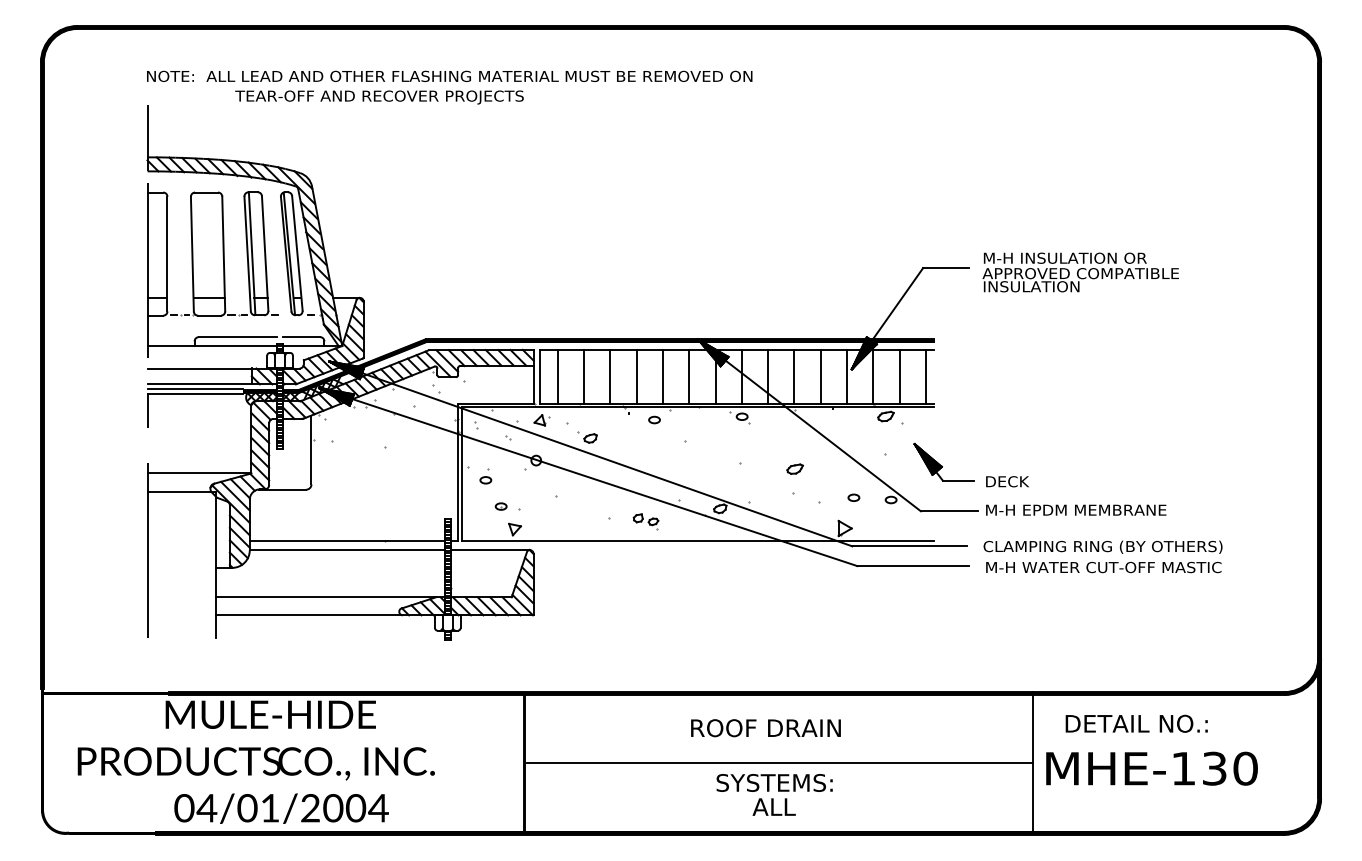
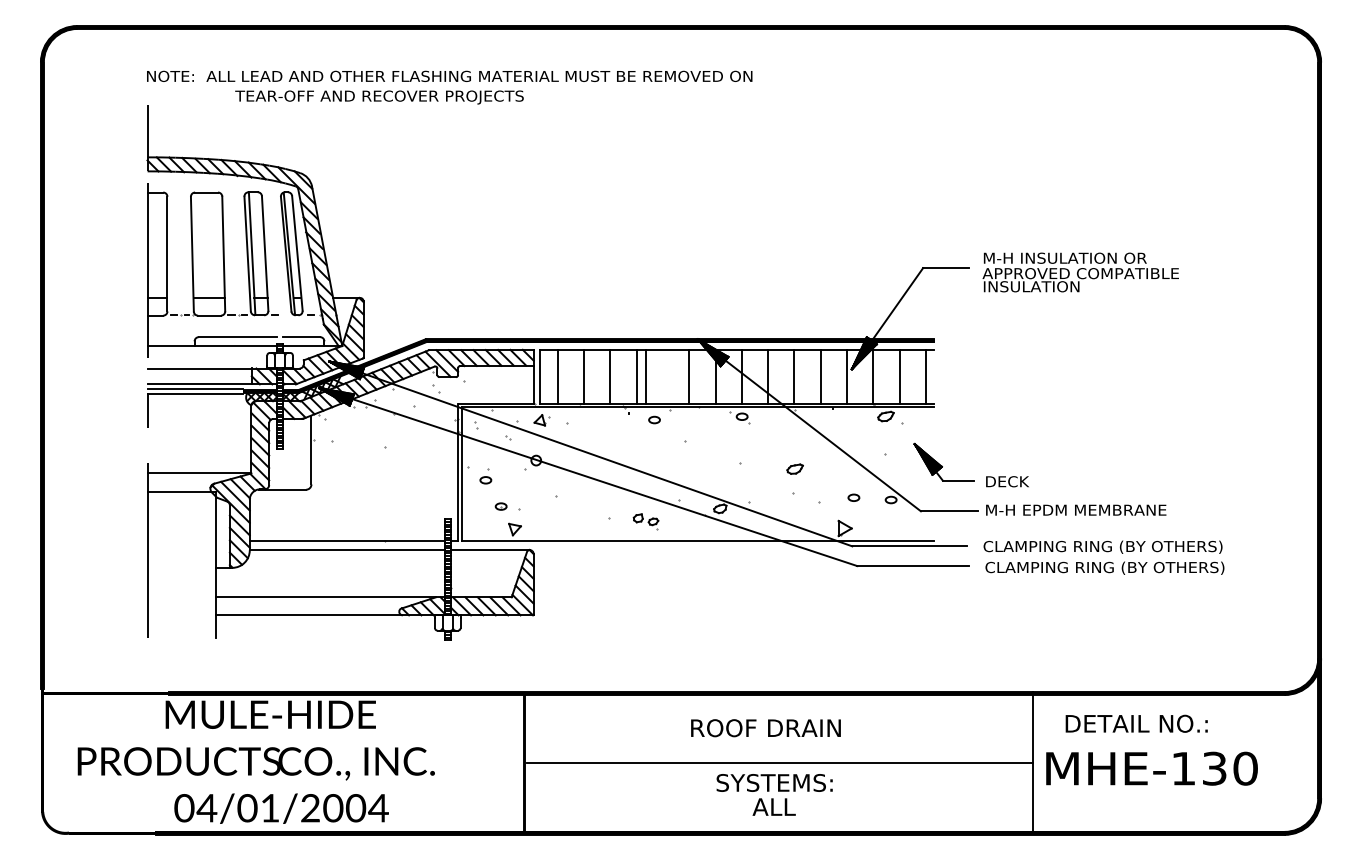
line position: (662, 376) -> (645, 376) (645, 376)
part: present -> none (587, 437)
text: M-H WATER CUT-OFF MASTIC -> CLAMPING RING (BY OTHERS) (1104, 567)
